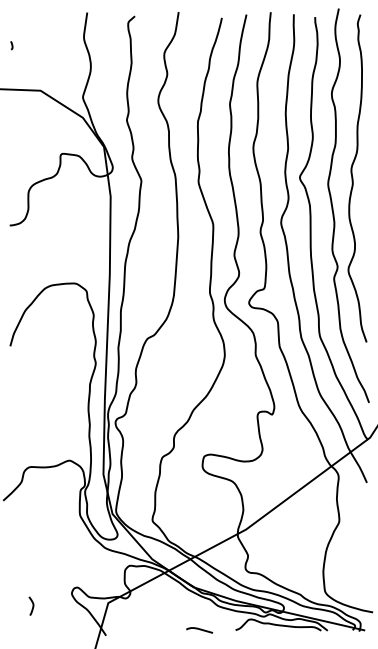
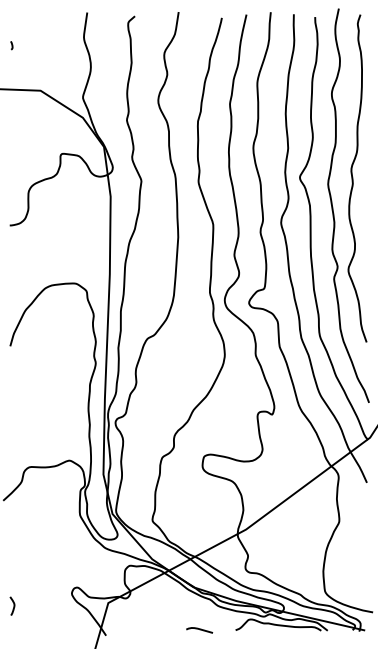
curve position: (32, 605) -> (13, 605) (13, 605)
